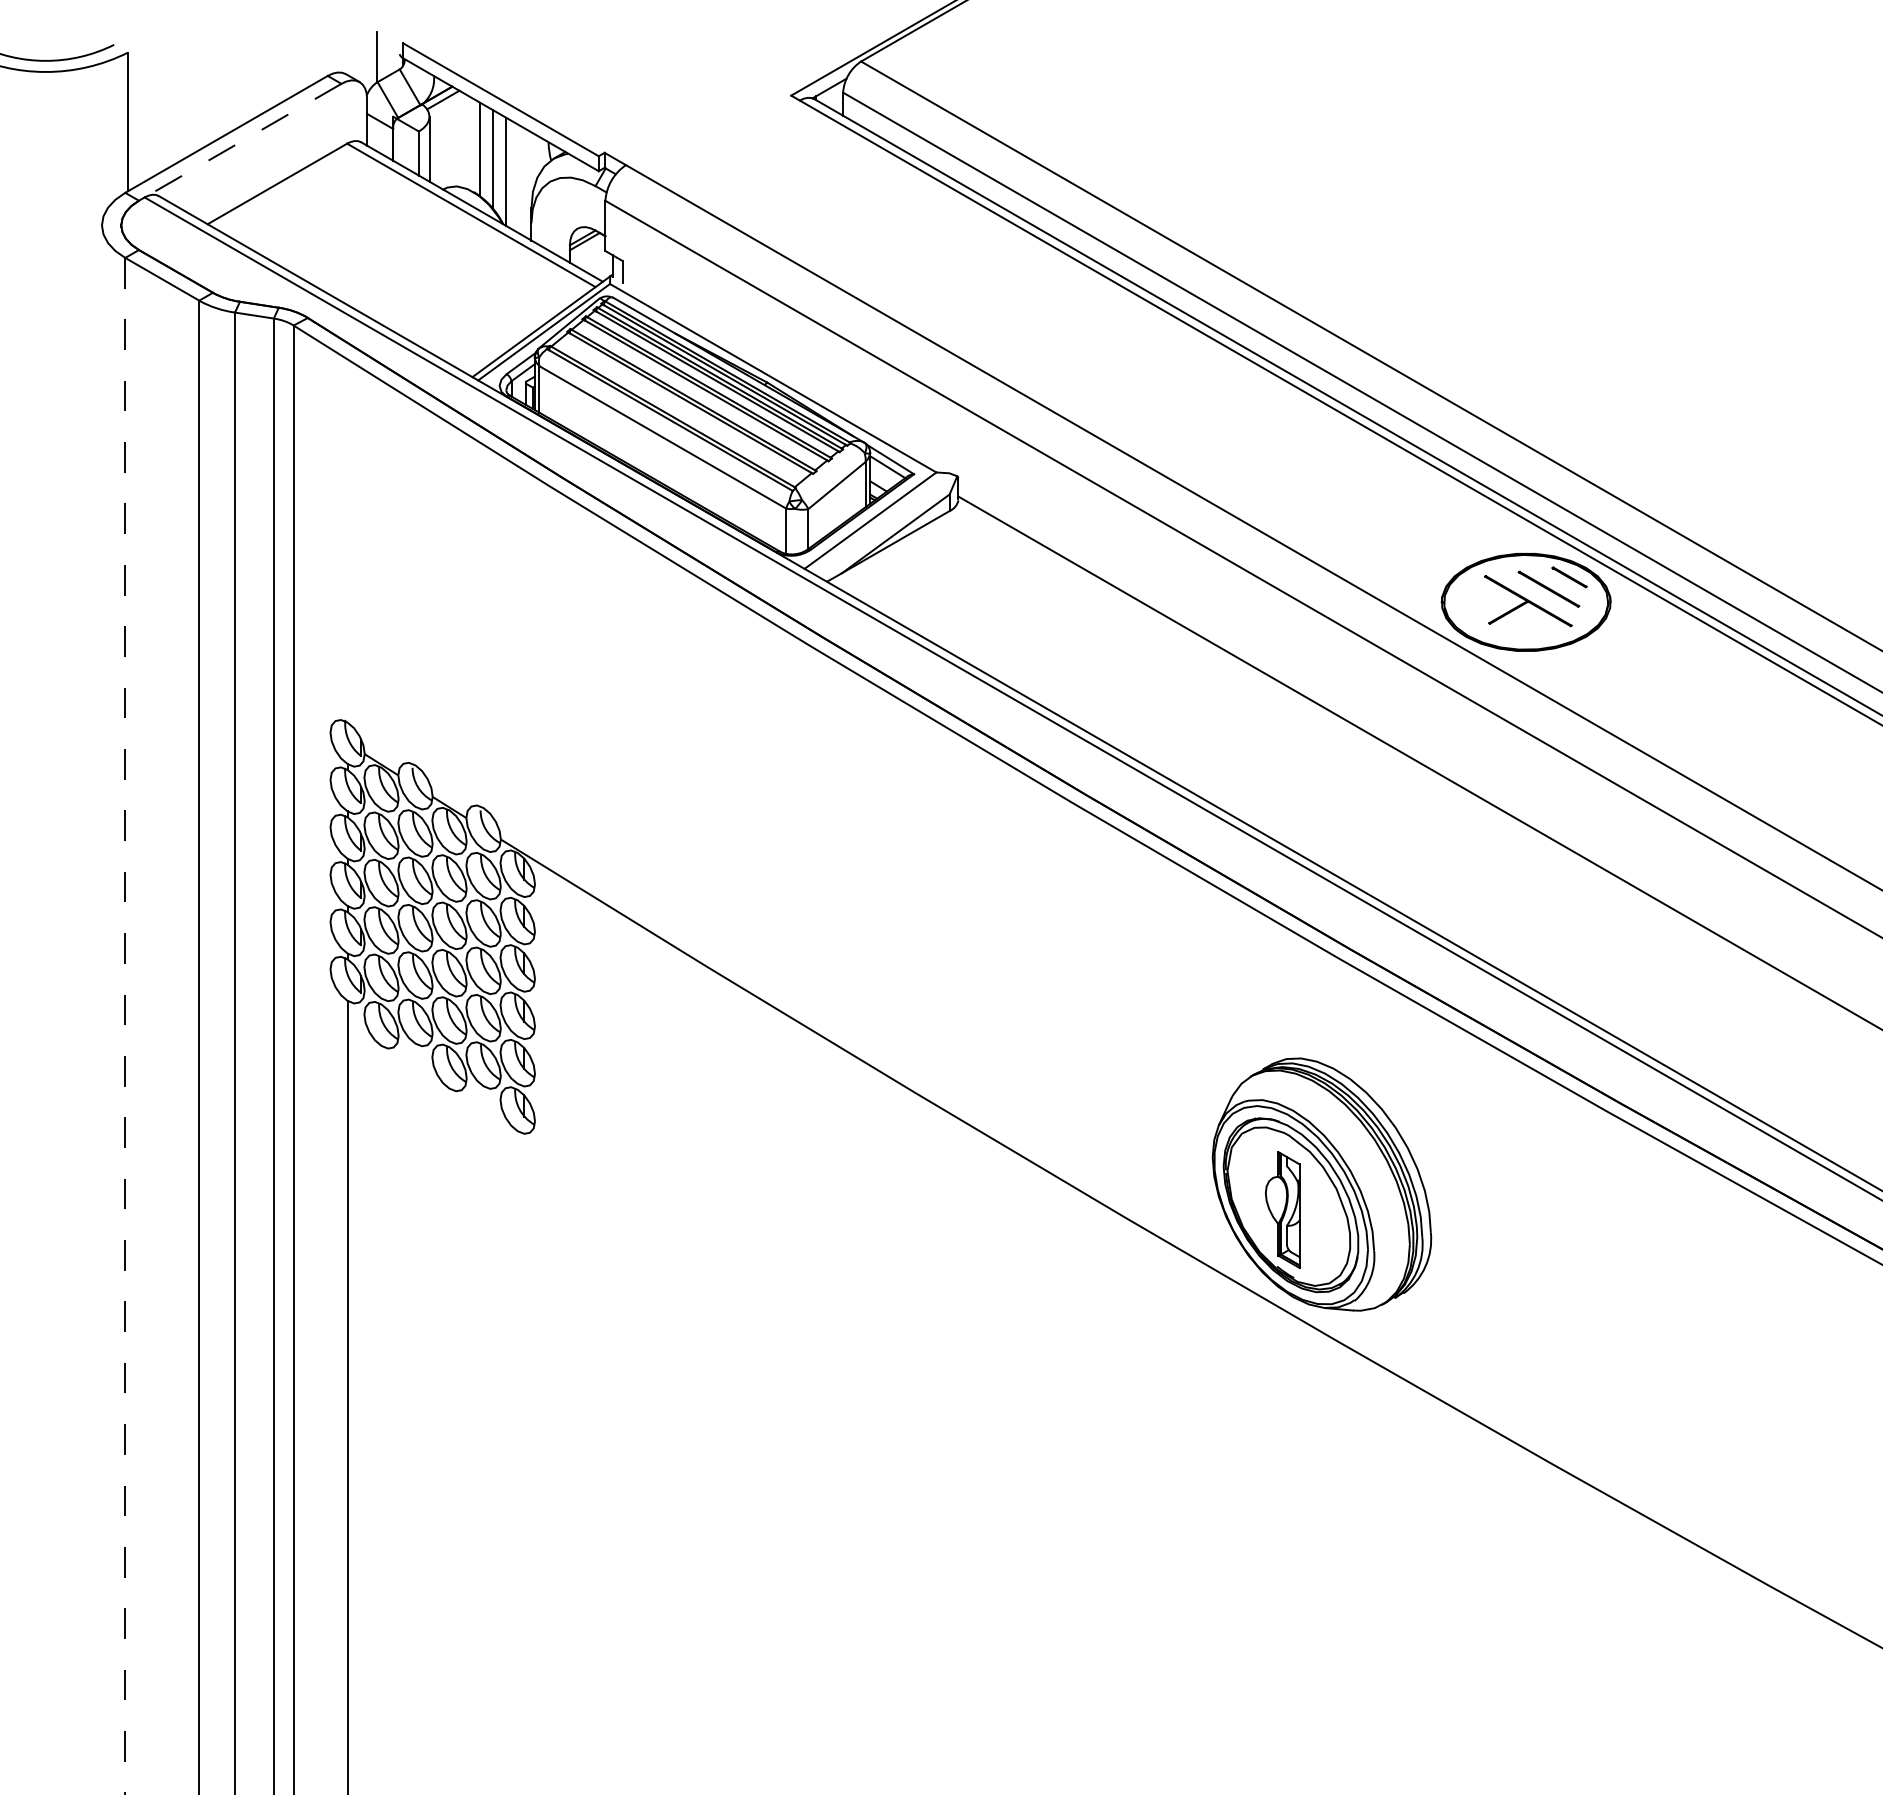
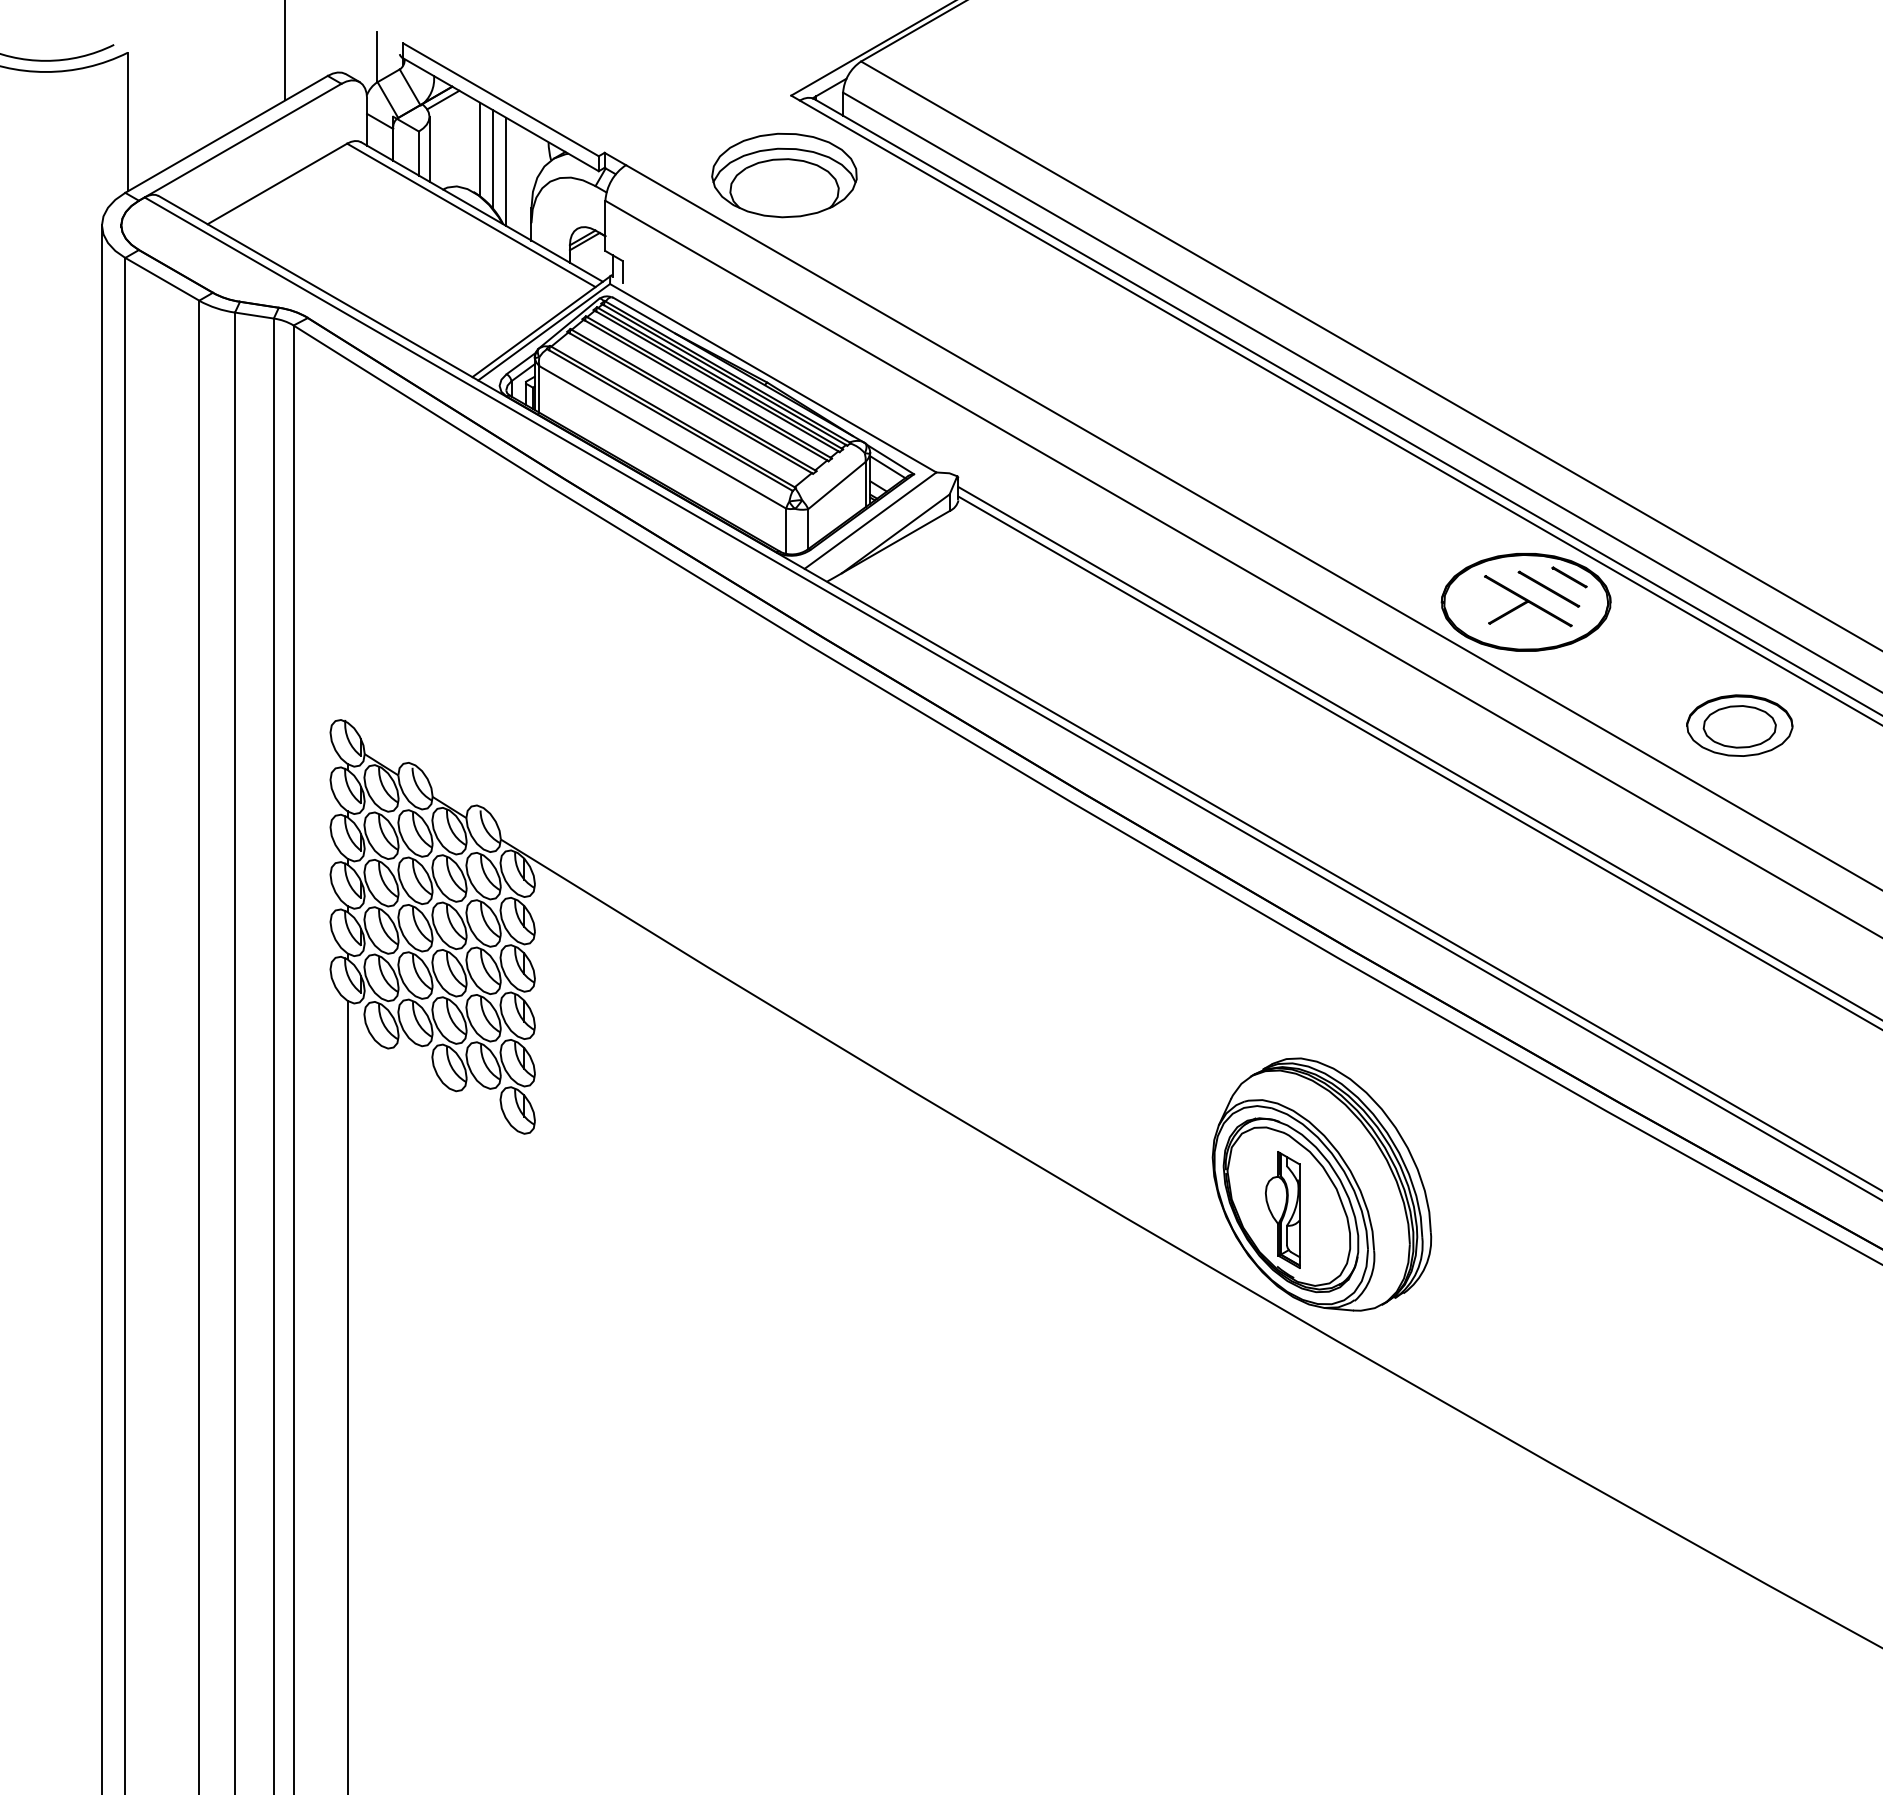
line: none -> present (285, 51)
line: dashed -> solid (240, 142)
part: none -> present (784, 175)
part: none -> present (1739, 725)
line: none -> present (1418, 752)
line: none -> present (101, 1008)
line: dashed -> solid (125, 1026)
